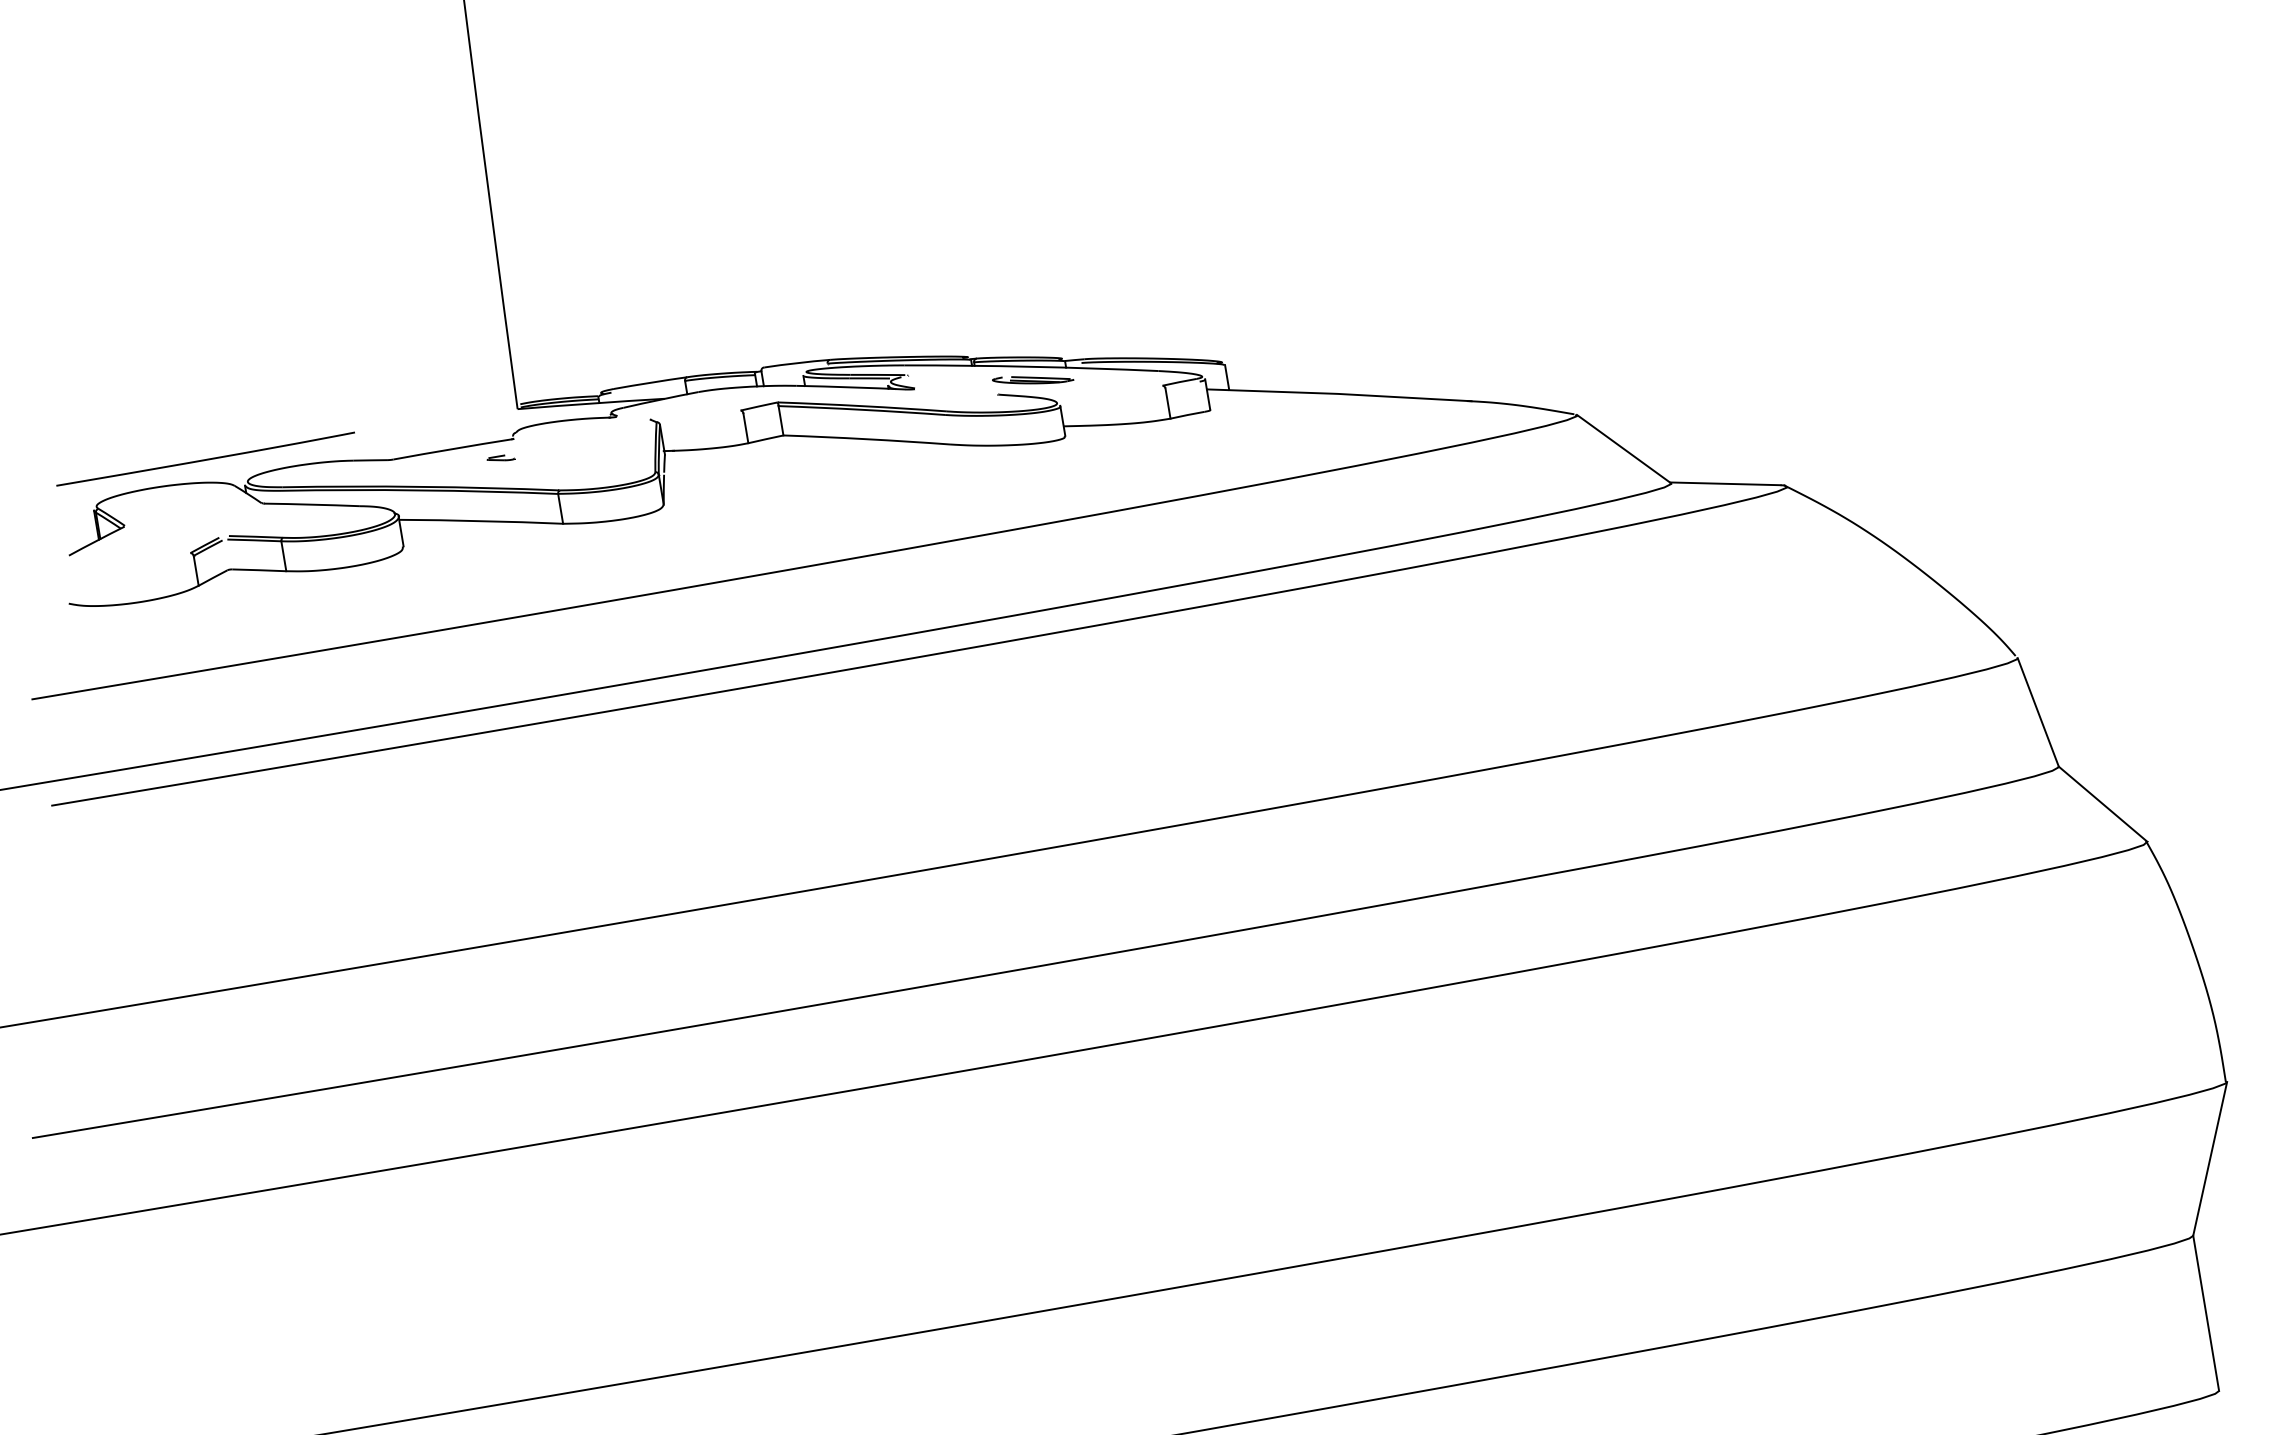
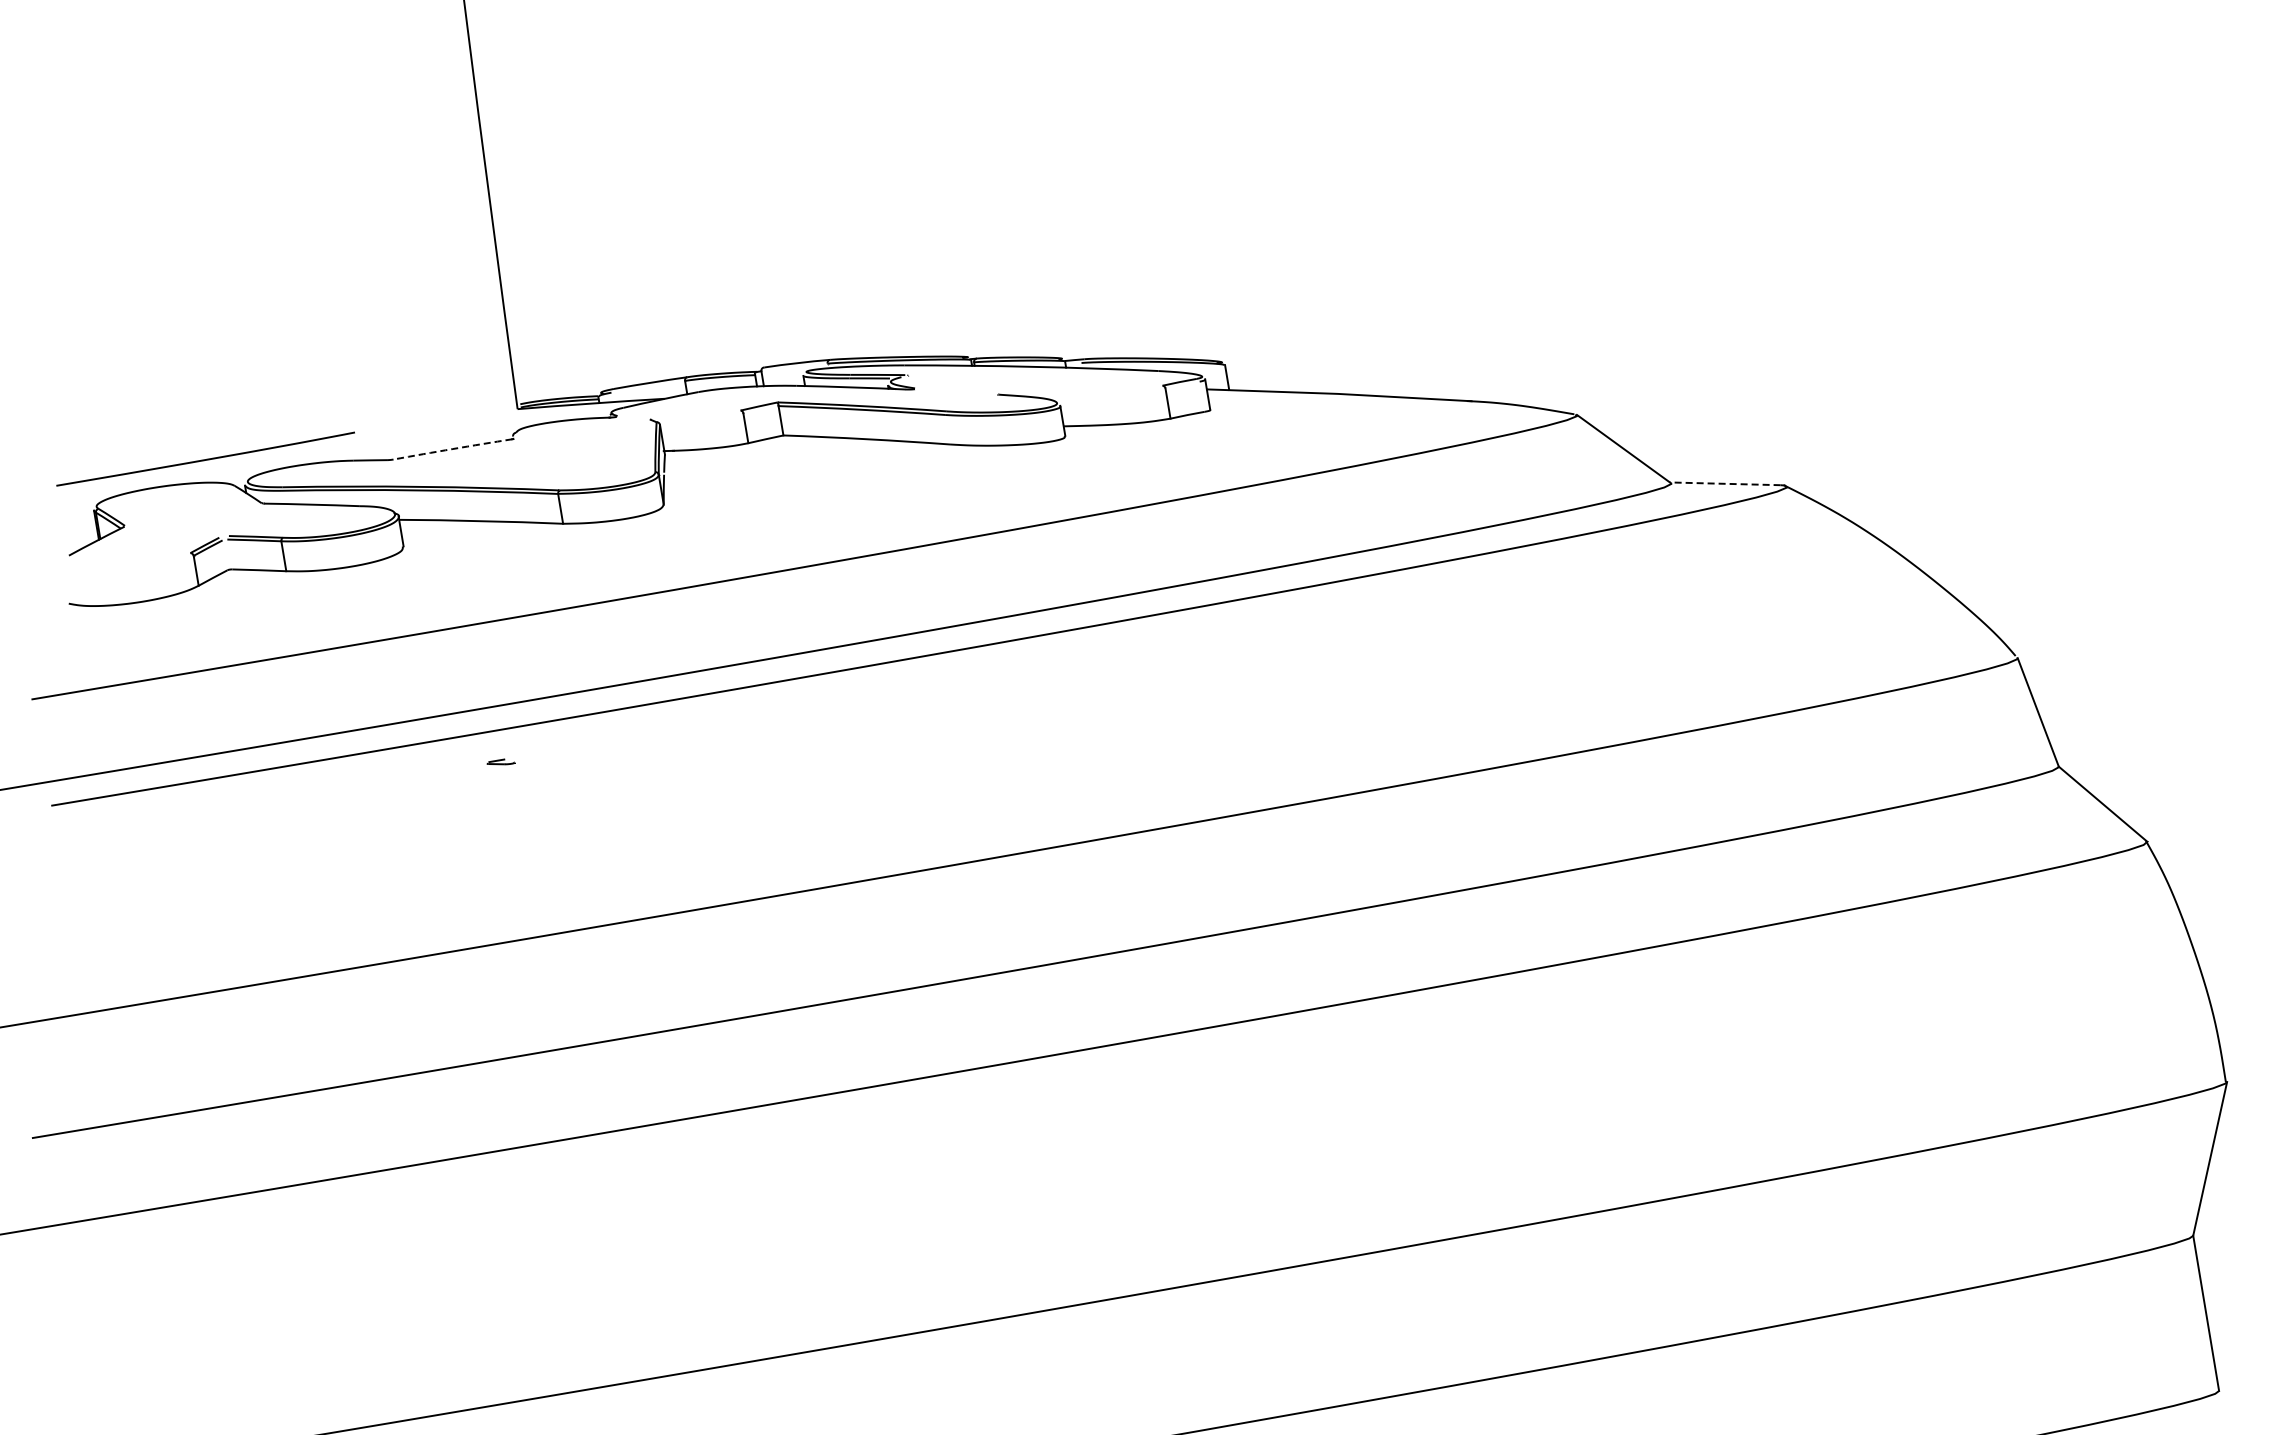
part: present -> none (1033, 380)
arc: solid -> dashed (452, 449)
part position: (500, 457) -> (500, 761) (500, 761)
line: solid -> dashed (1724, 483)
